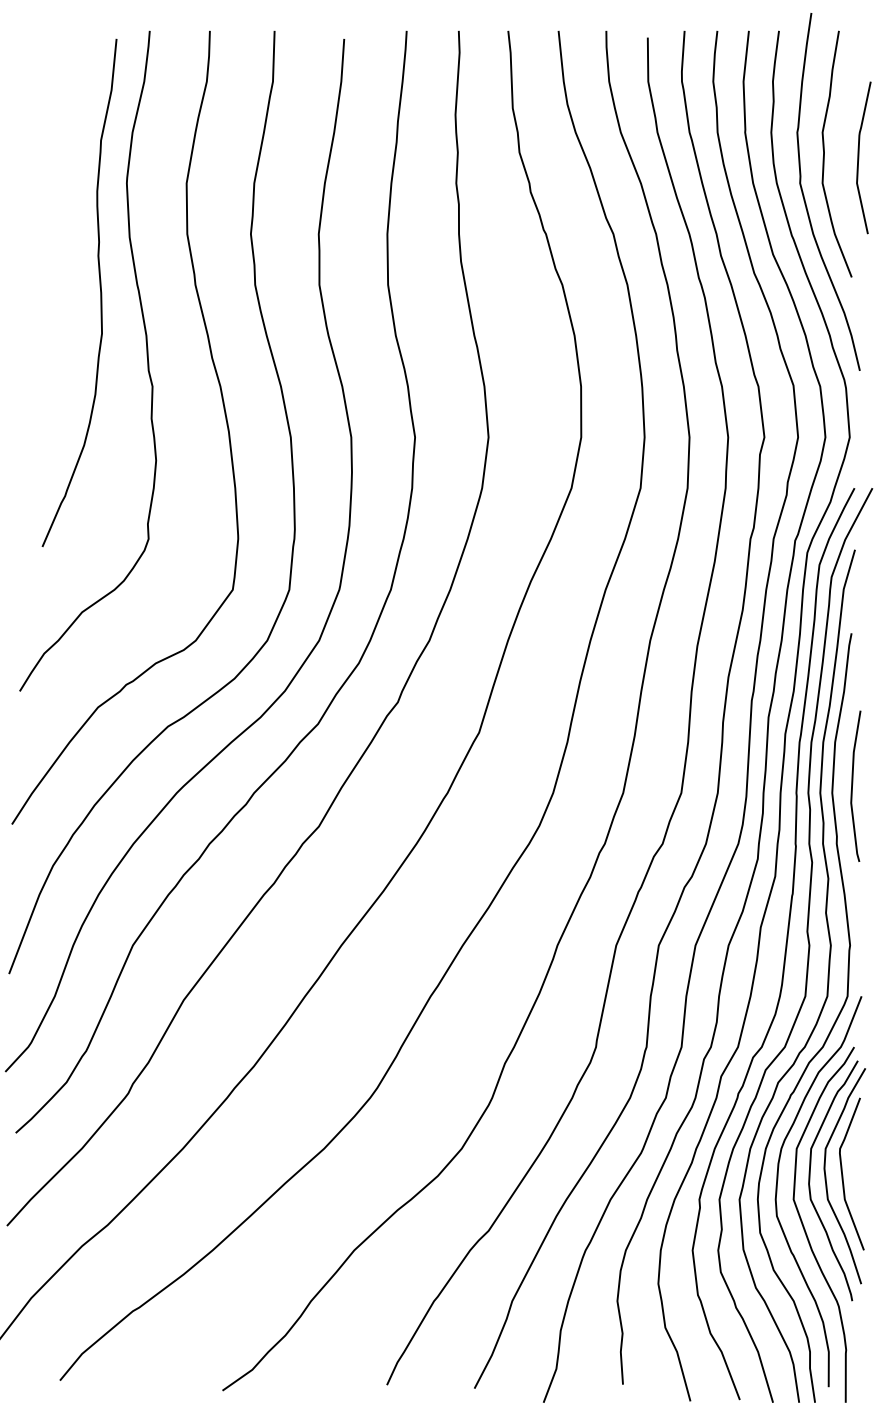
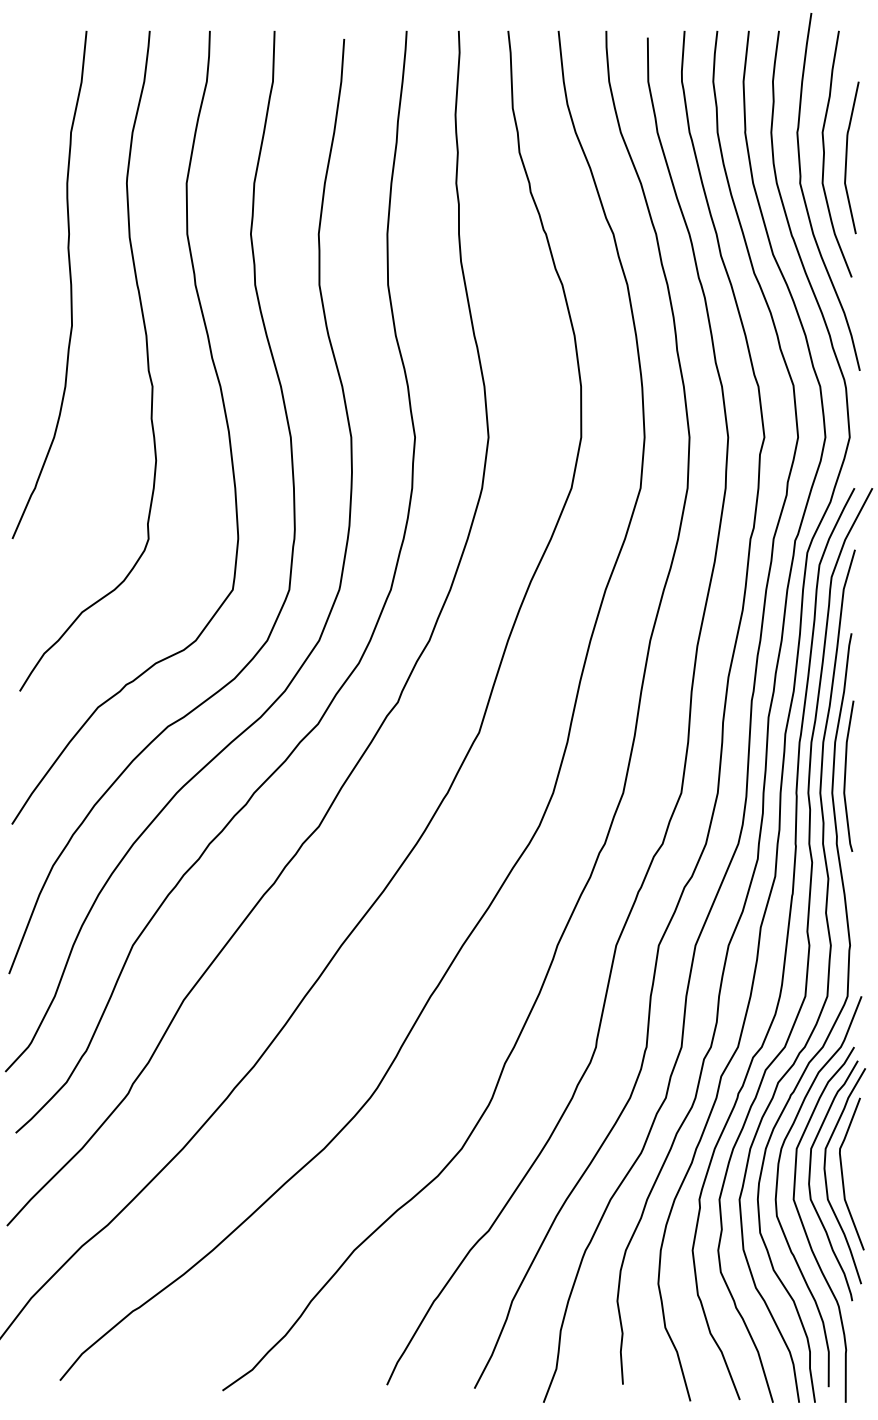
curve position: (859, 157) -> (847, 157) (847, 157)
curve position: (99, 287) -> (69, 279) (69, 279)
line position: (853, 784) -> (846, 774) (846, 774)
